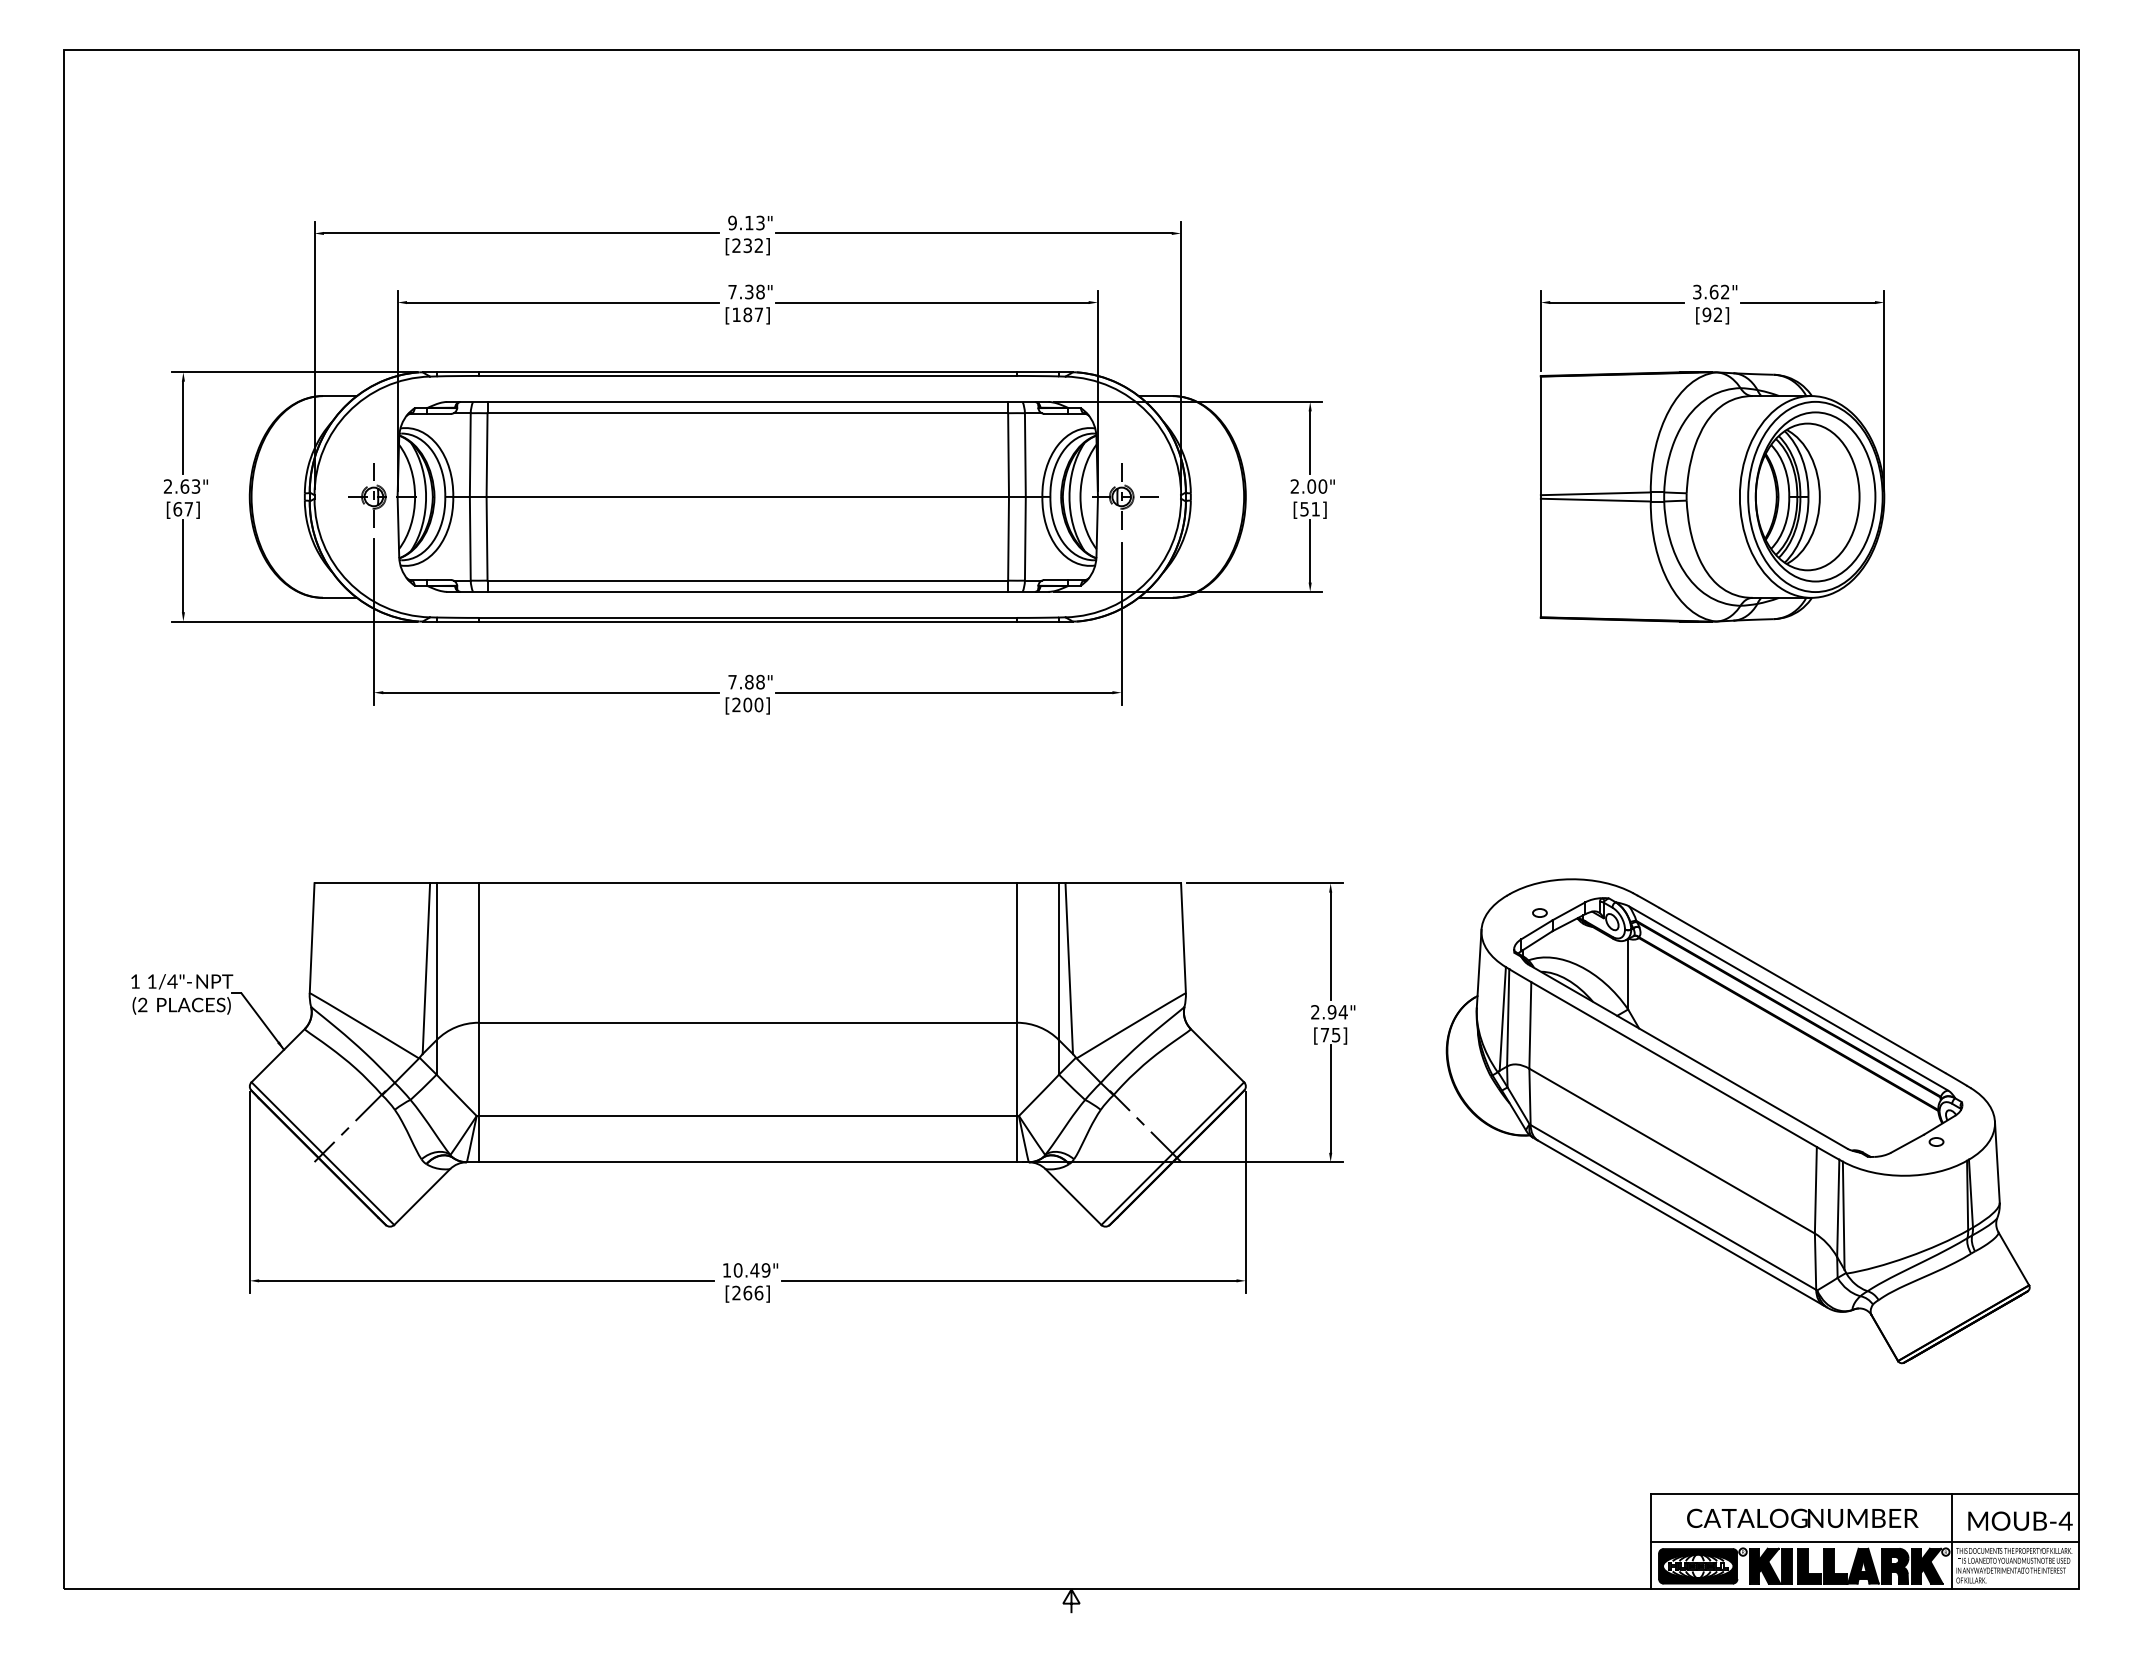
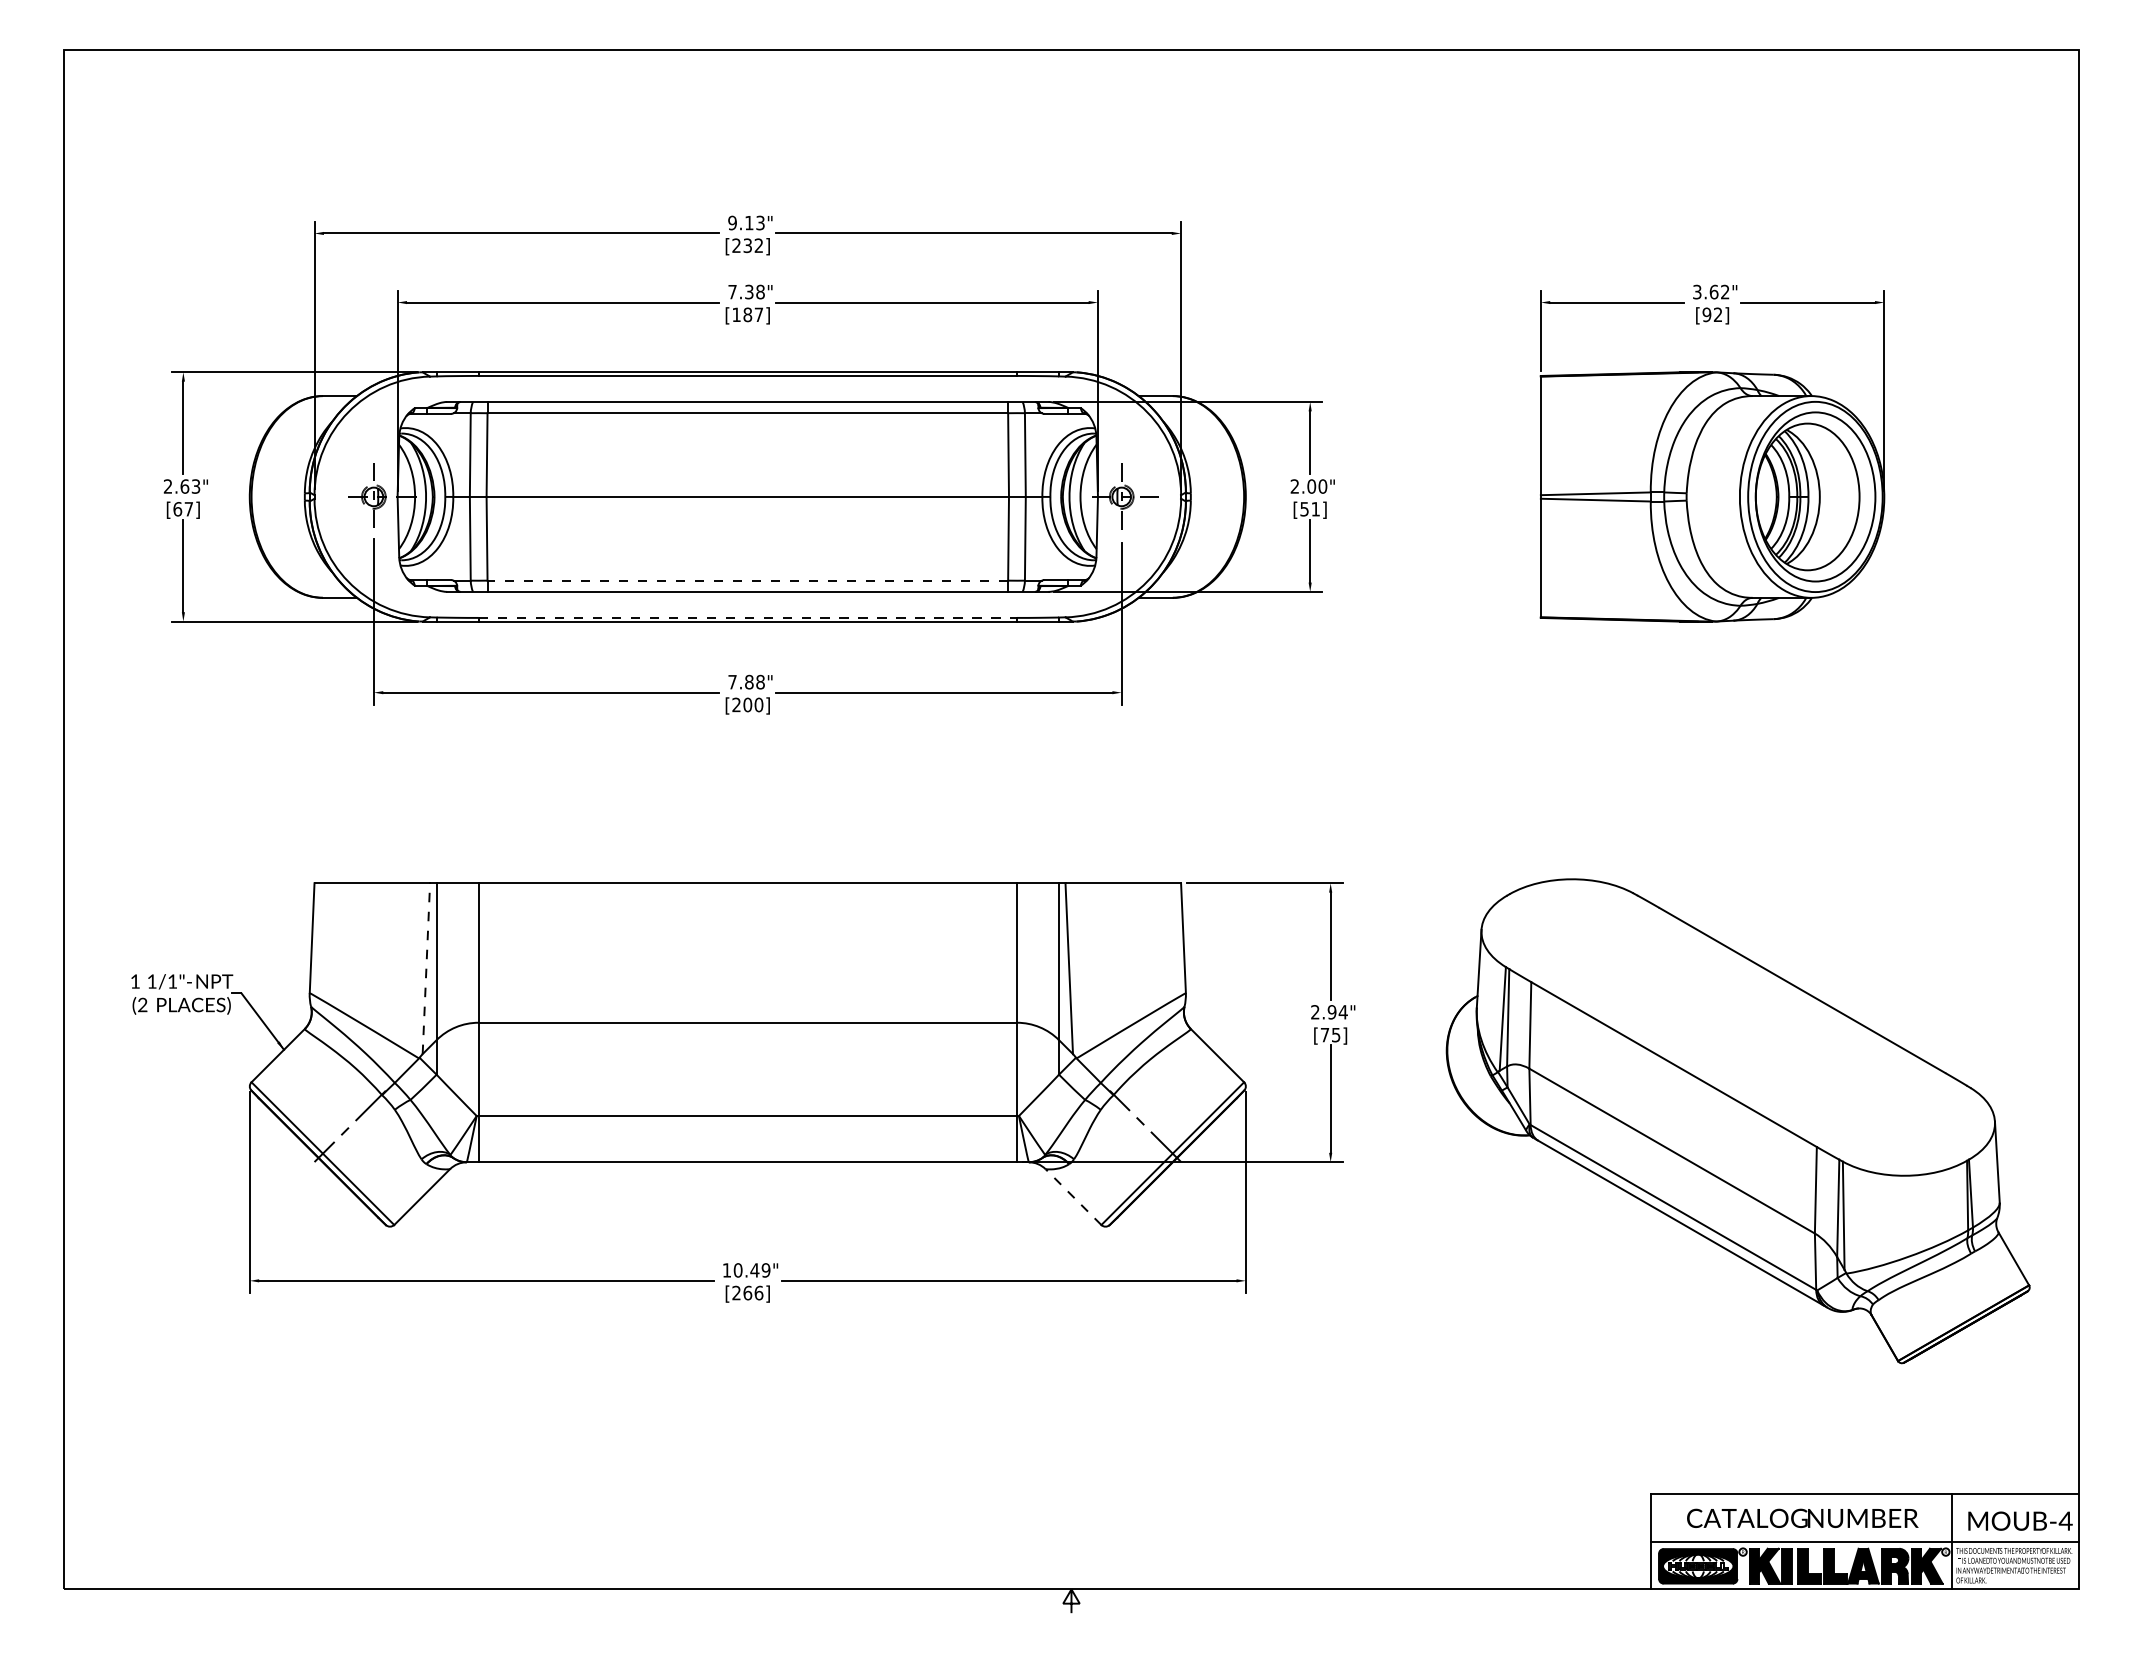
line: solid -> dashed (747, 580)
line: solid -> dashed (748, 617)
line: solid -> dashed (426, 968)
text: 1/4"- -> 1/1"- (172, 981)
part: present -> none (1738, 1027)
line: solid -> dashed (1073, 1196)
